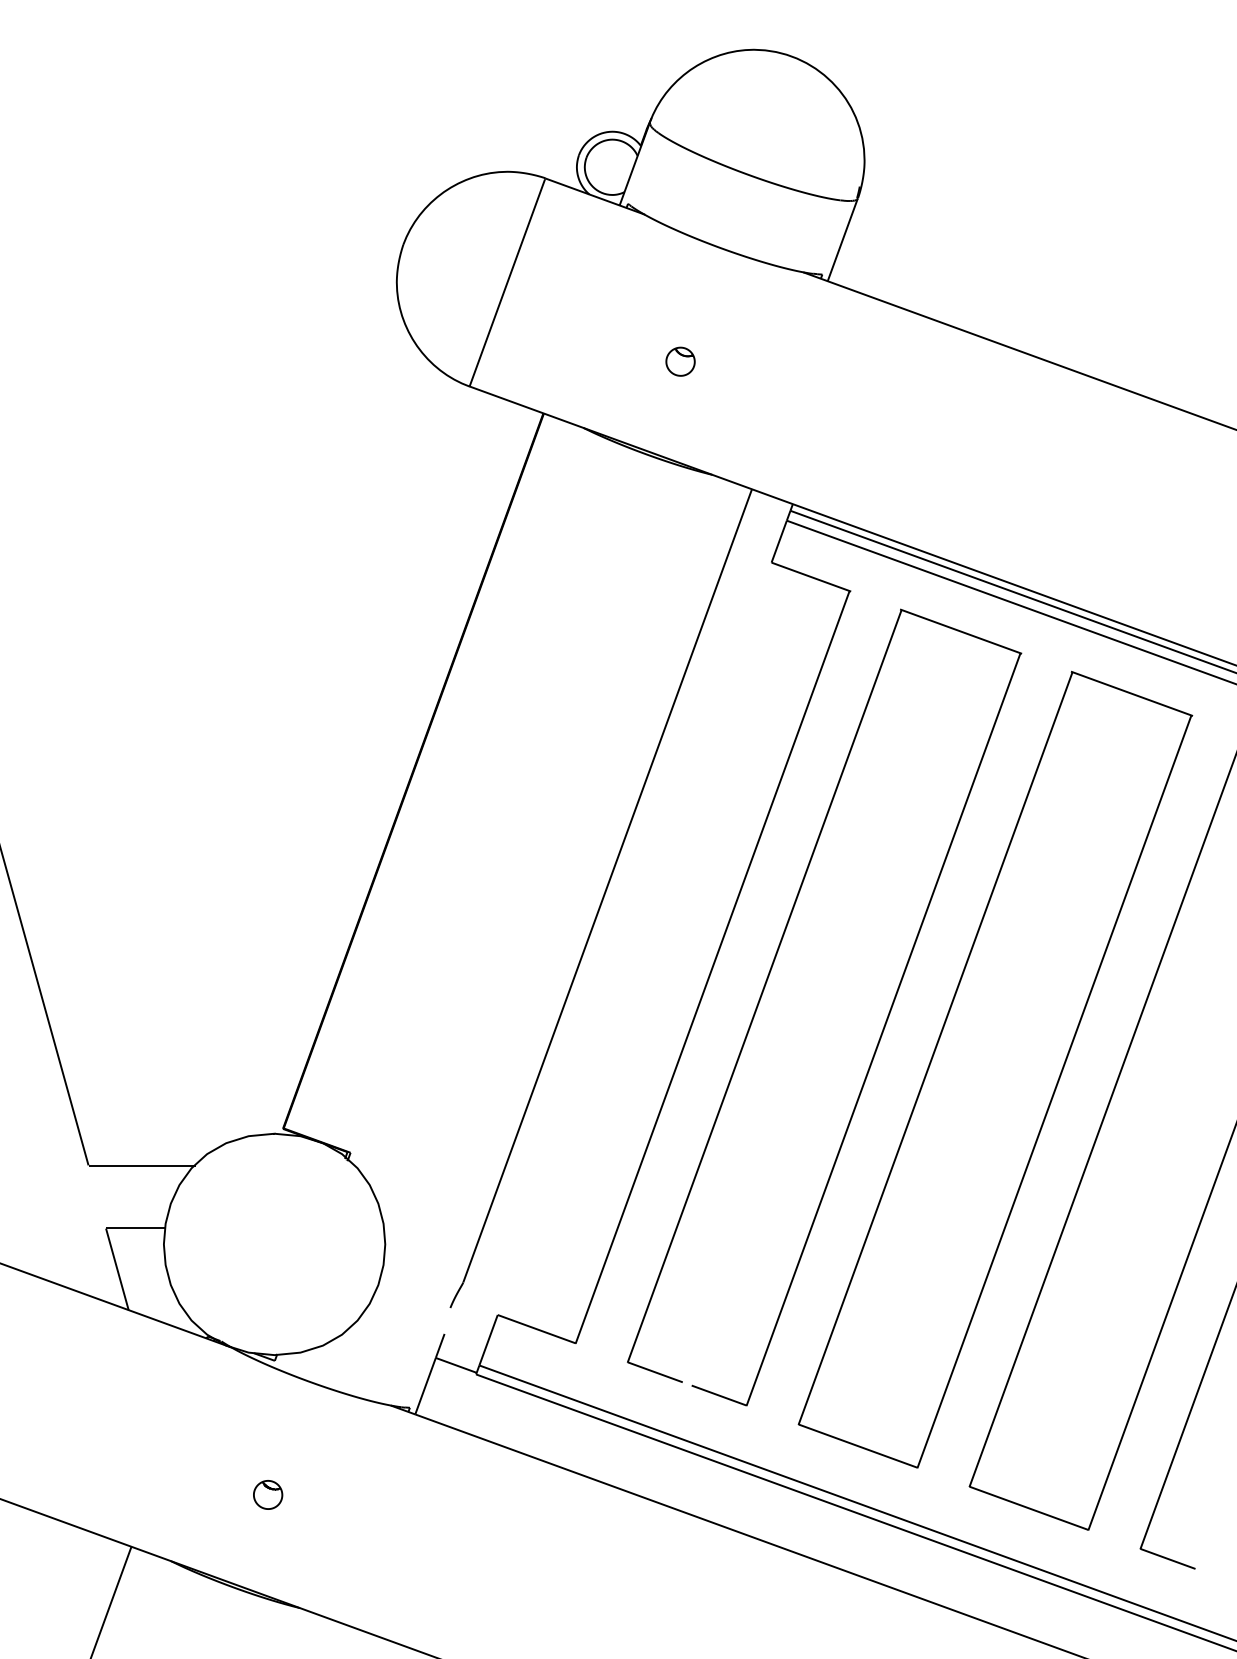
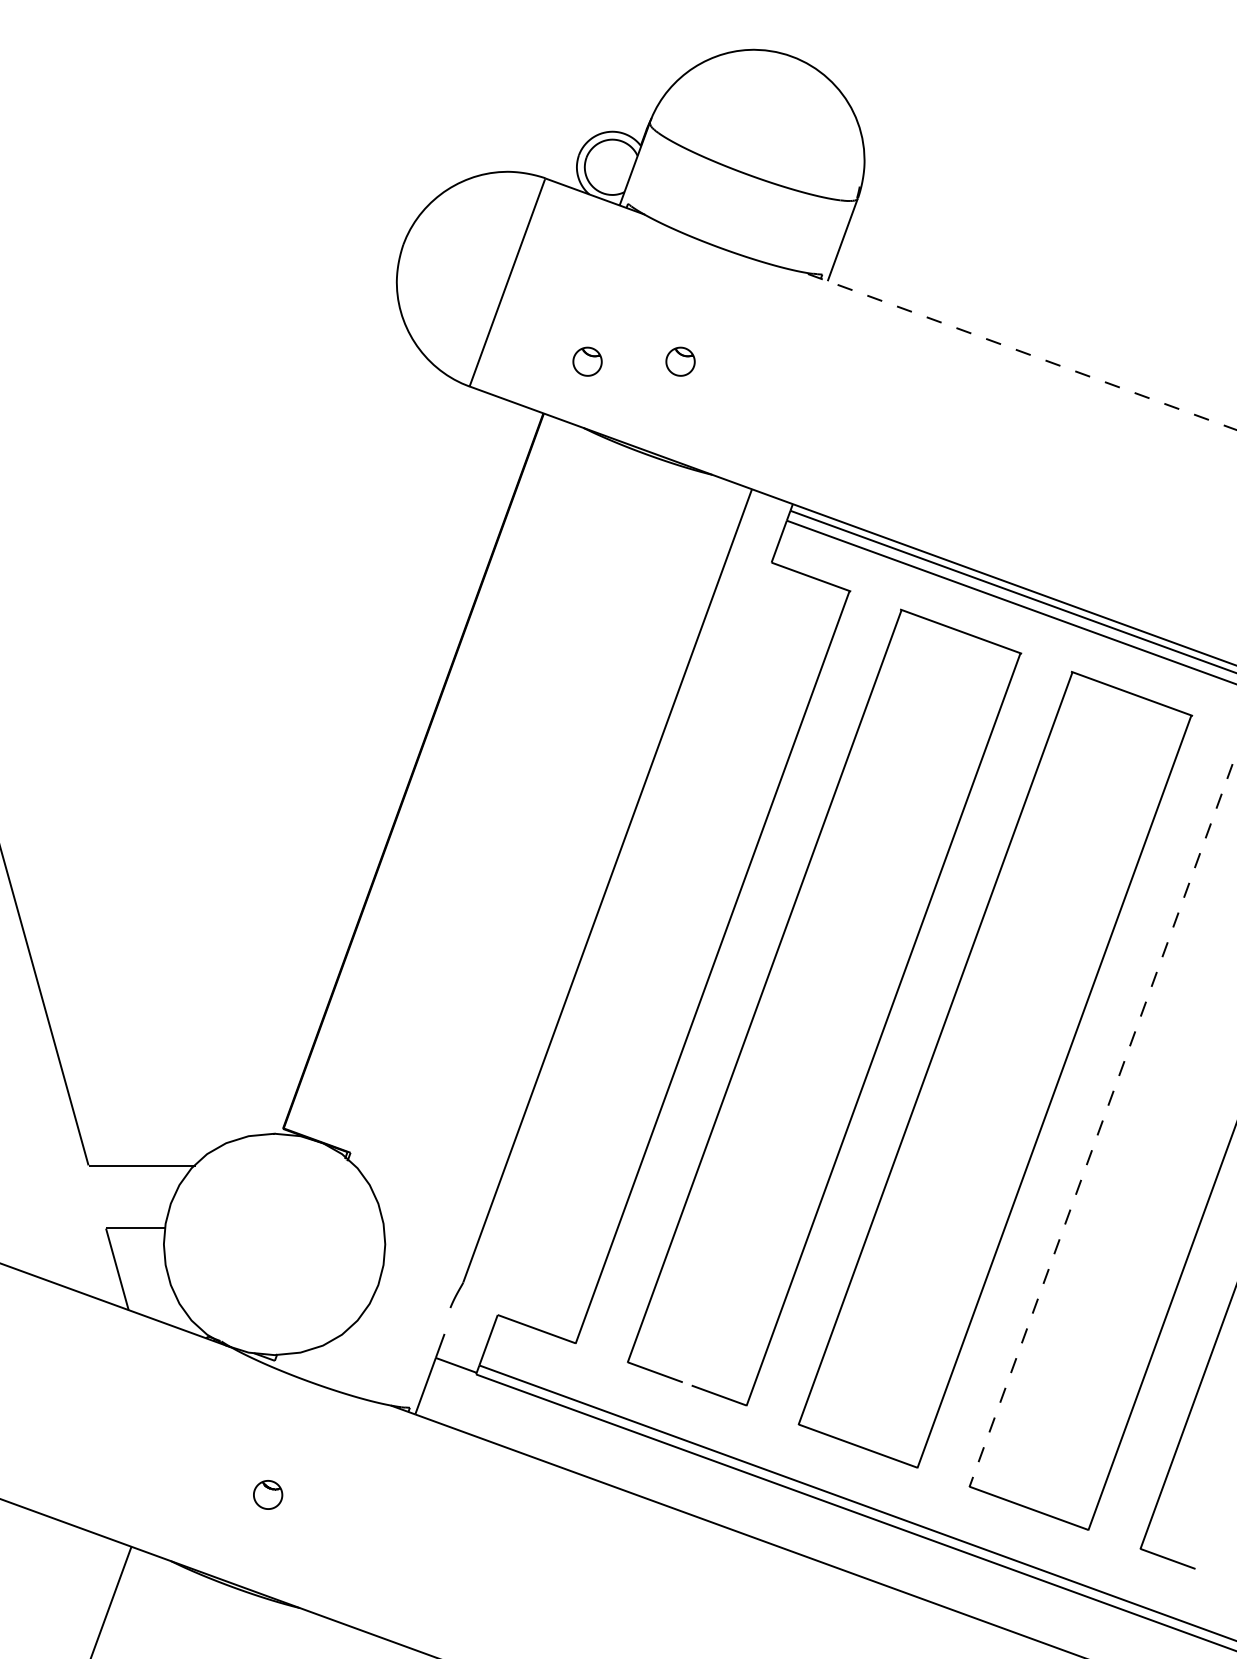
line: solid -> dashed (1019, 350)
part: none -> present (587, 361)
line: solid -> dashed (1103, 1120)
